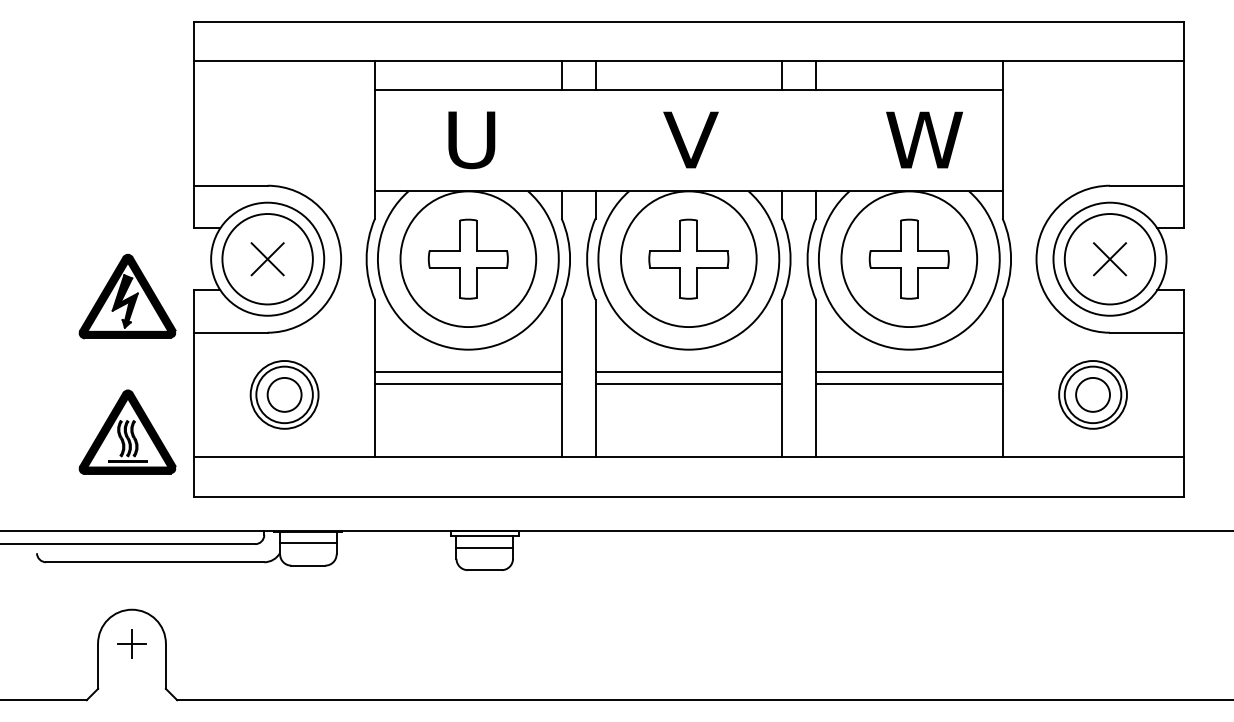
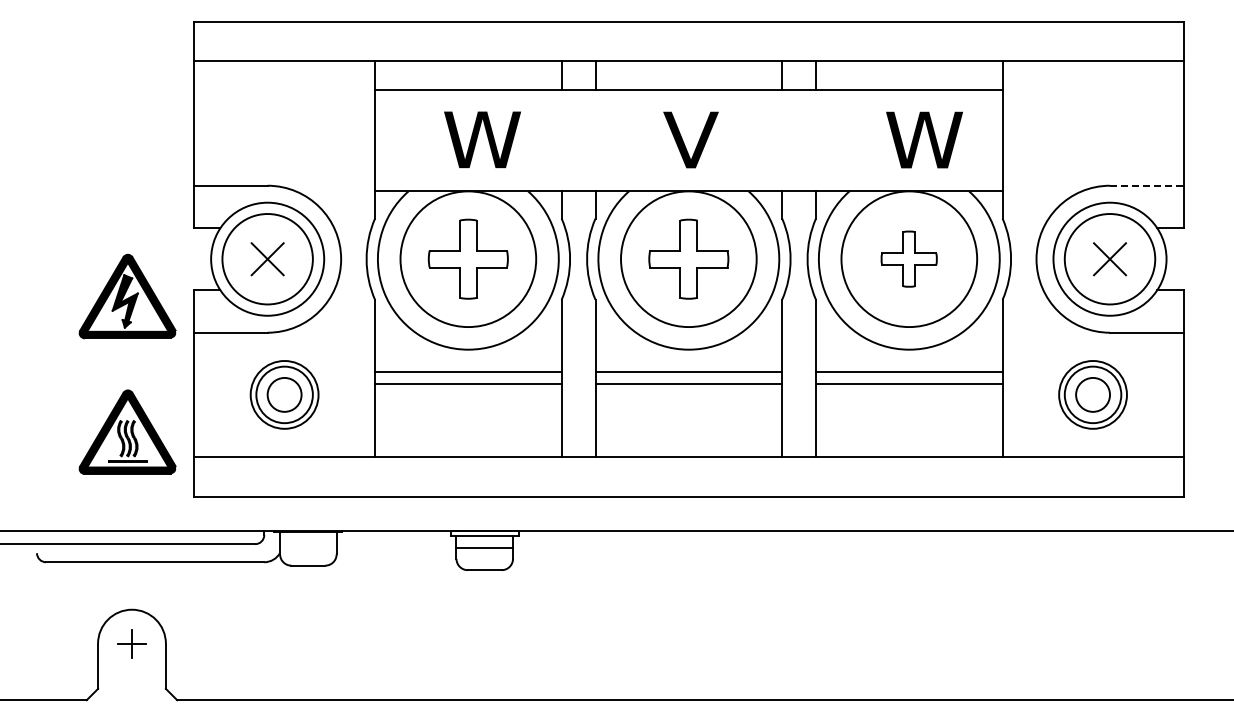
text: U -> W (482, 140)
line: solid -> dashed (1146, 185)
part size: 82x82 px -> 58x58 px (908, 258)
line: present -> none (308, 543)
